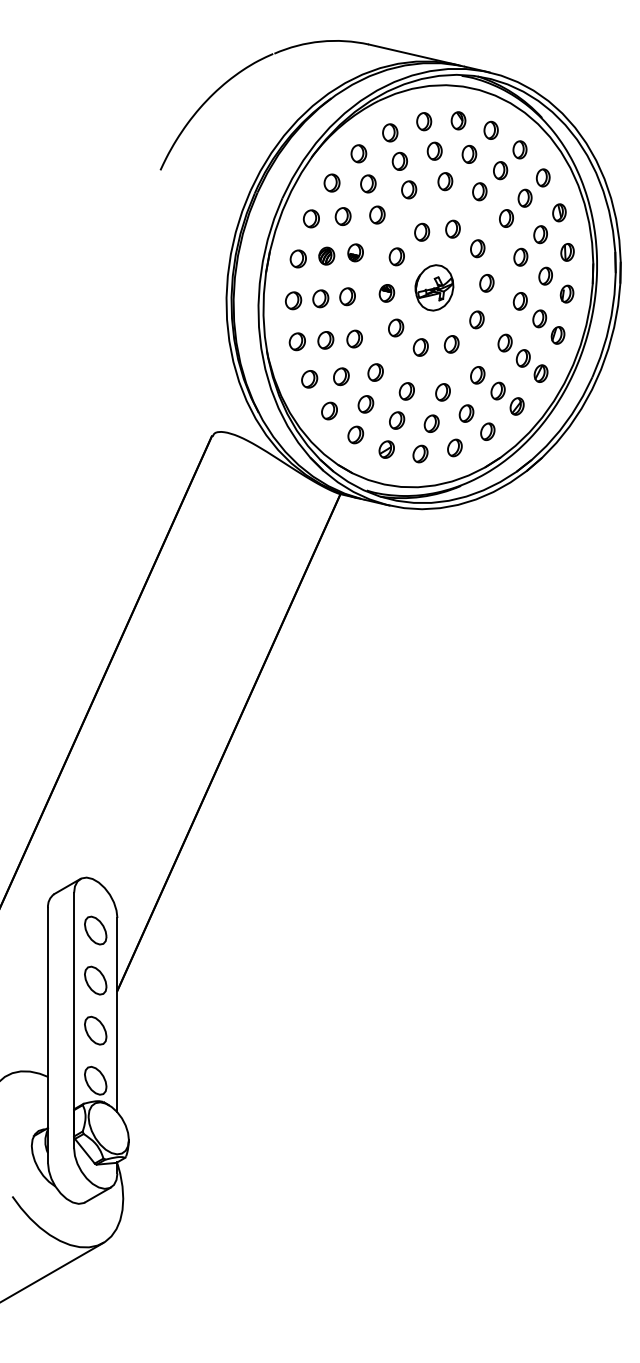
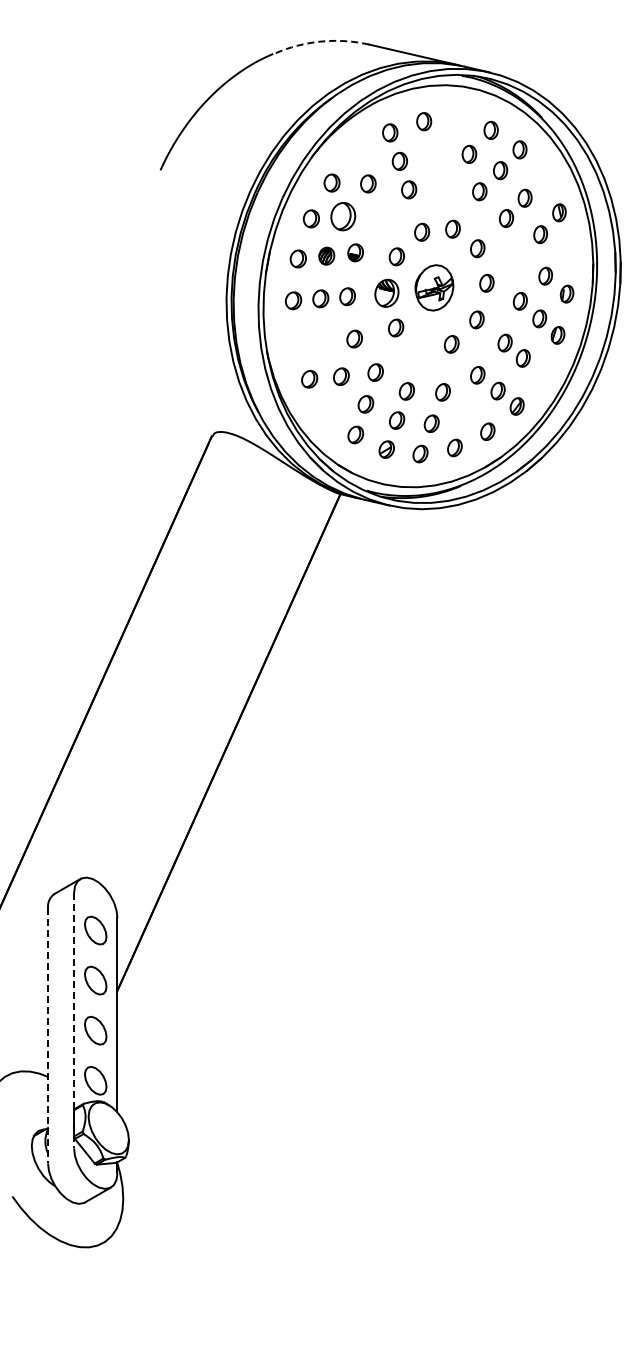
arc: solid -> dashed (320, 41)
part: present -> none (458, 120)
part: present -> none (434, 150)
part: present -> none (358, 153)
part: present -> none (542, 177)
part: present -> none (445, 181)
part: present -> none (377, 214)
part size: 18x19 px -> 27x30 px (343, 216)
part: present -> none (567, 252)
part: present -> none (520, 256)
part size: 18x19 px -> 26x30 px (386, 292)
part: present -> none (325, 340)
part: present -> none (296, 341)
part: present -> none (420, 347)
part: present -> none (540, 373)
part: present -> none (329, 410)
part: present -> none (466, 413)
line: solid -> dashed (74, 1020)
line: solid -> dashed (48, 1035)
line: present -> none (52, 1272)
